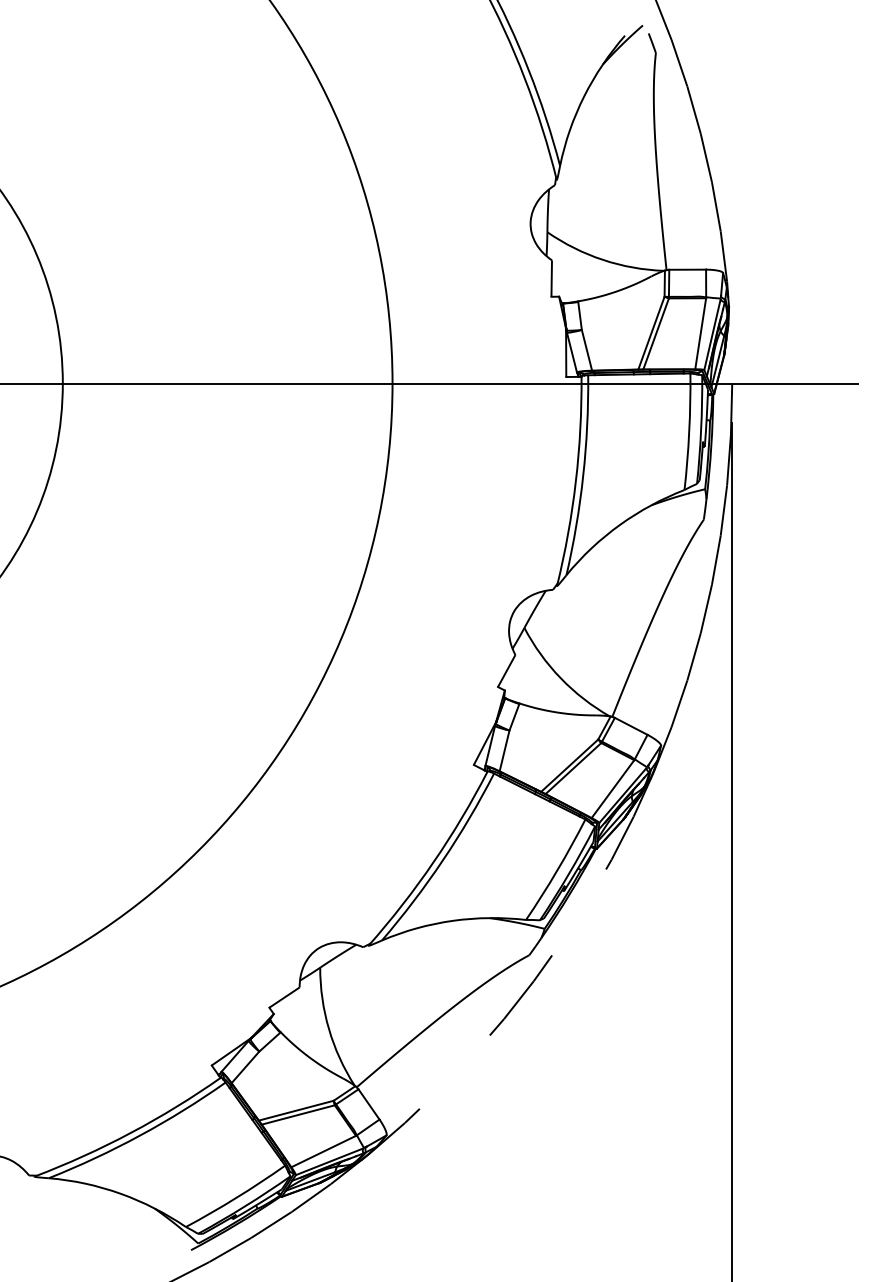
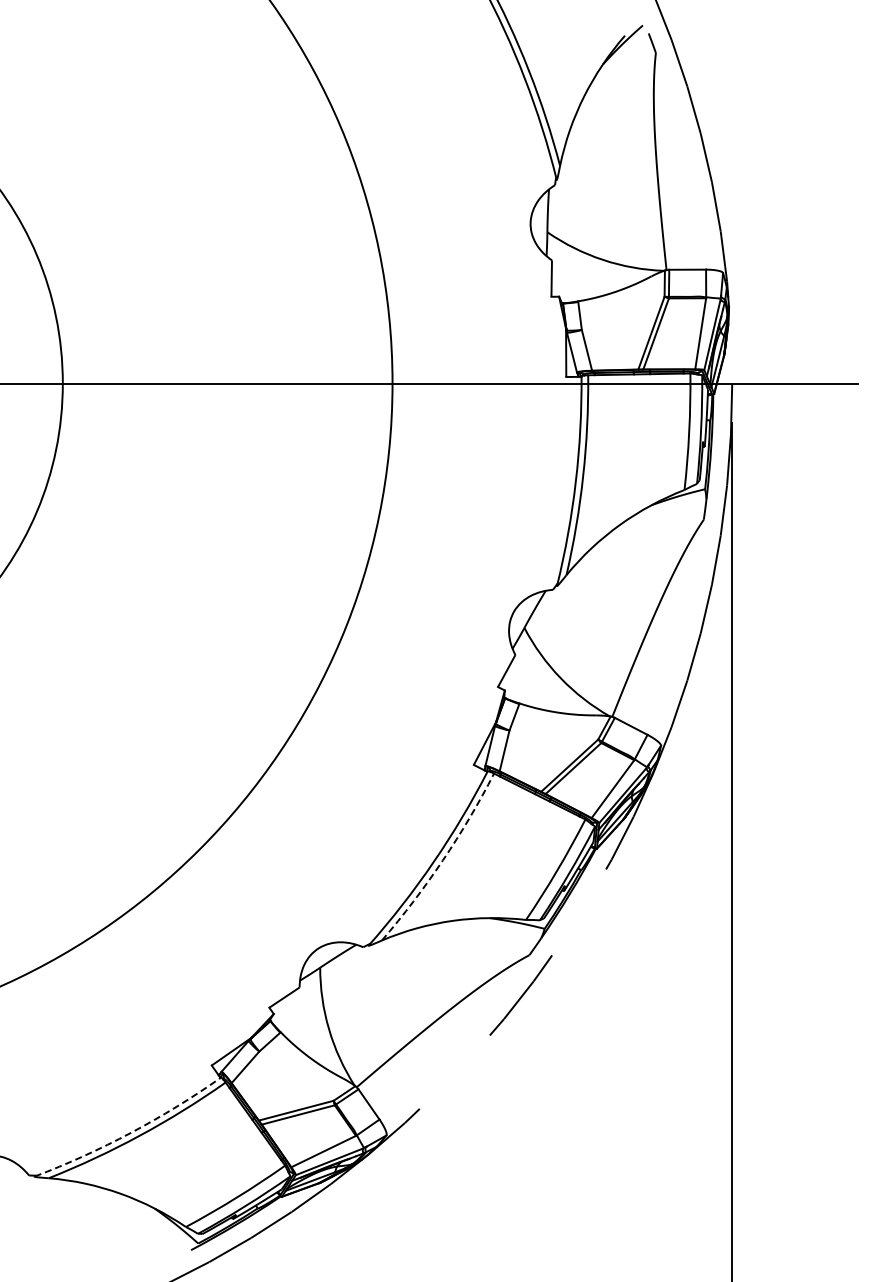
arc: solid -> dashed (442, 860)
arc: solid -> dashed (131, 1132)
